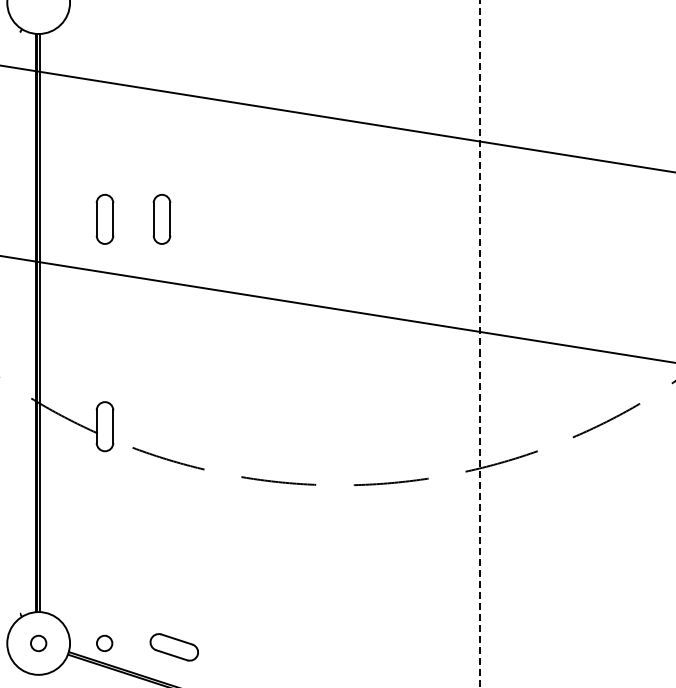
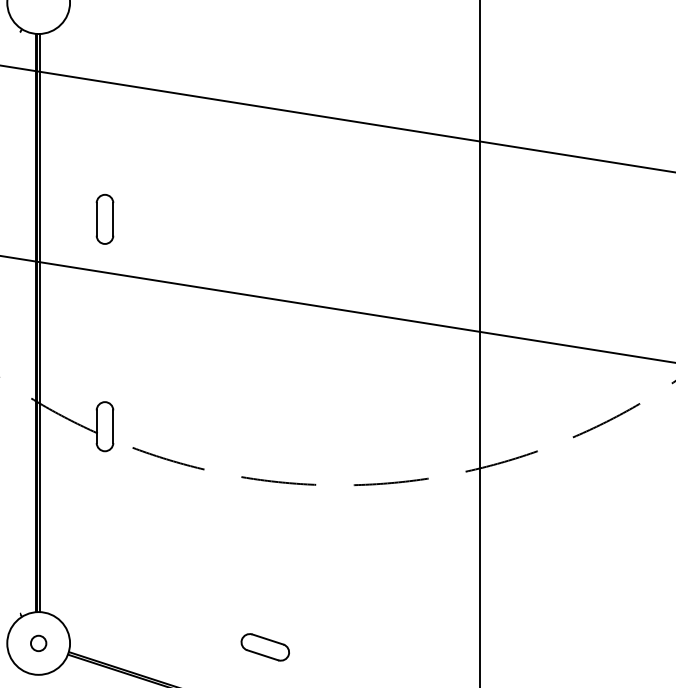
part: present -> none (161, 219)
line: dashed -> solid (479, 343)
circle: present -> none (104, 642)
part position: (173, 647) -> (264, 647) (264, 647)
